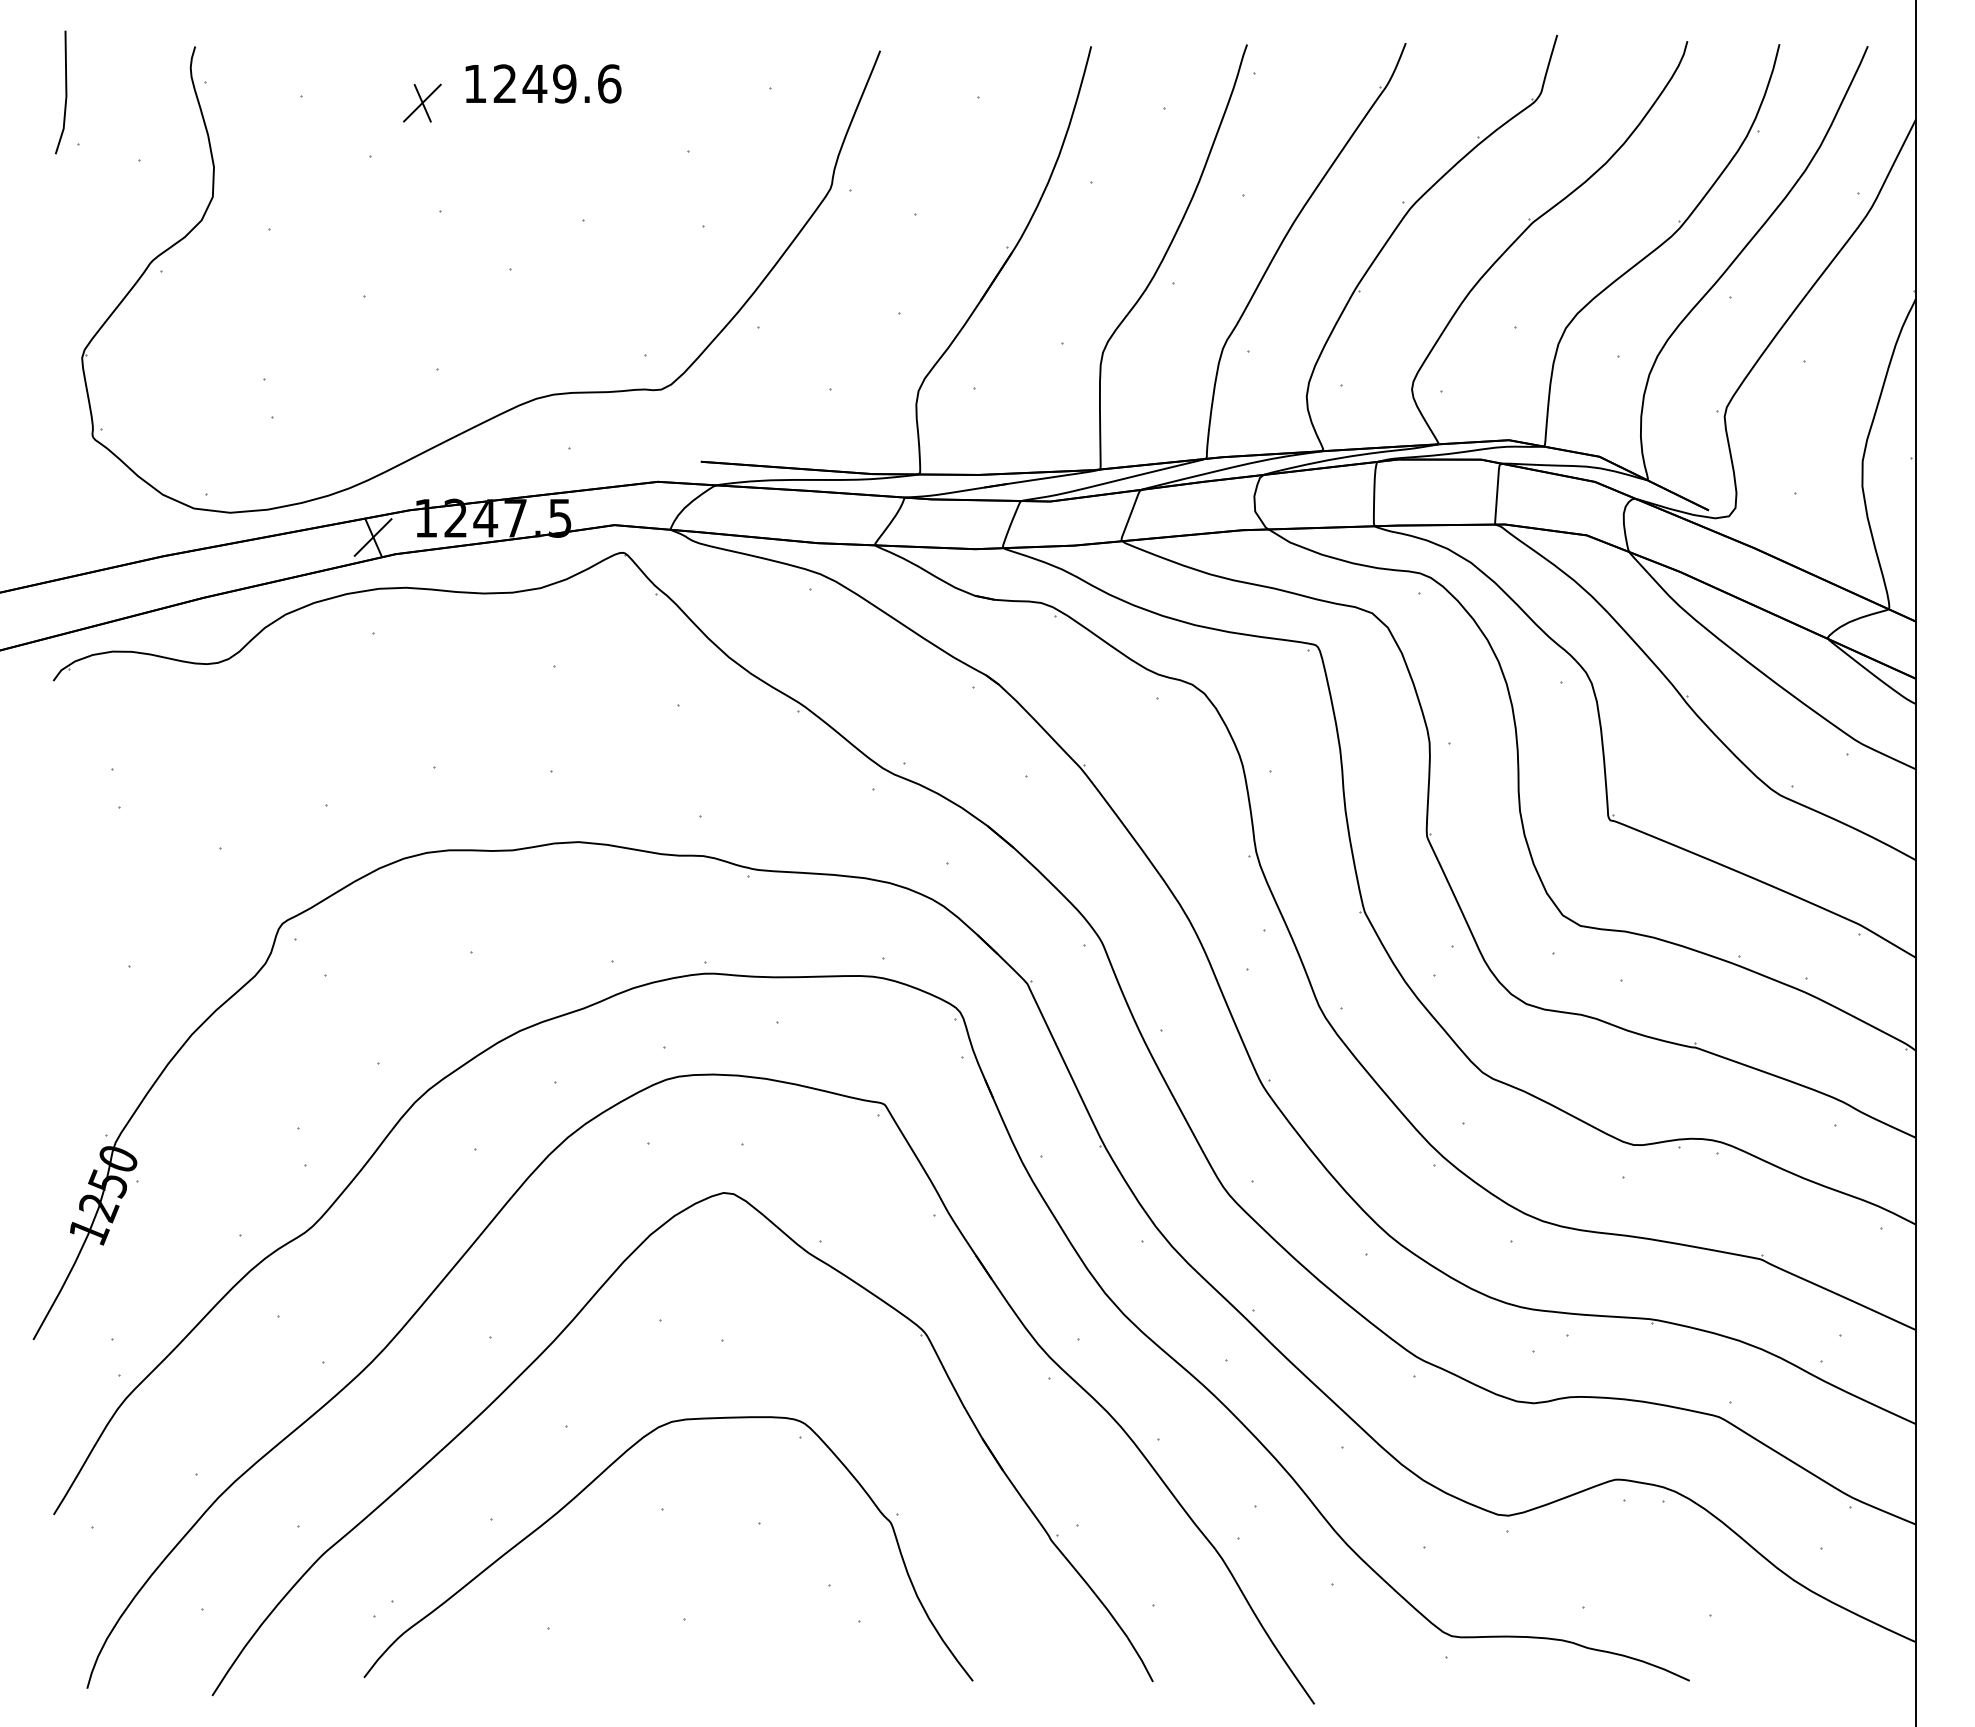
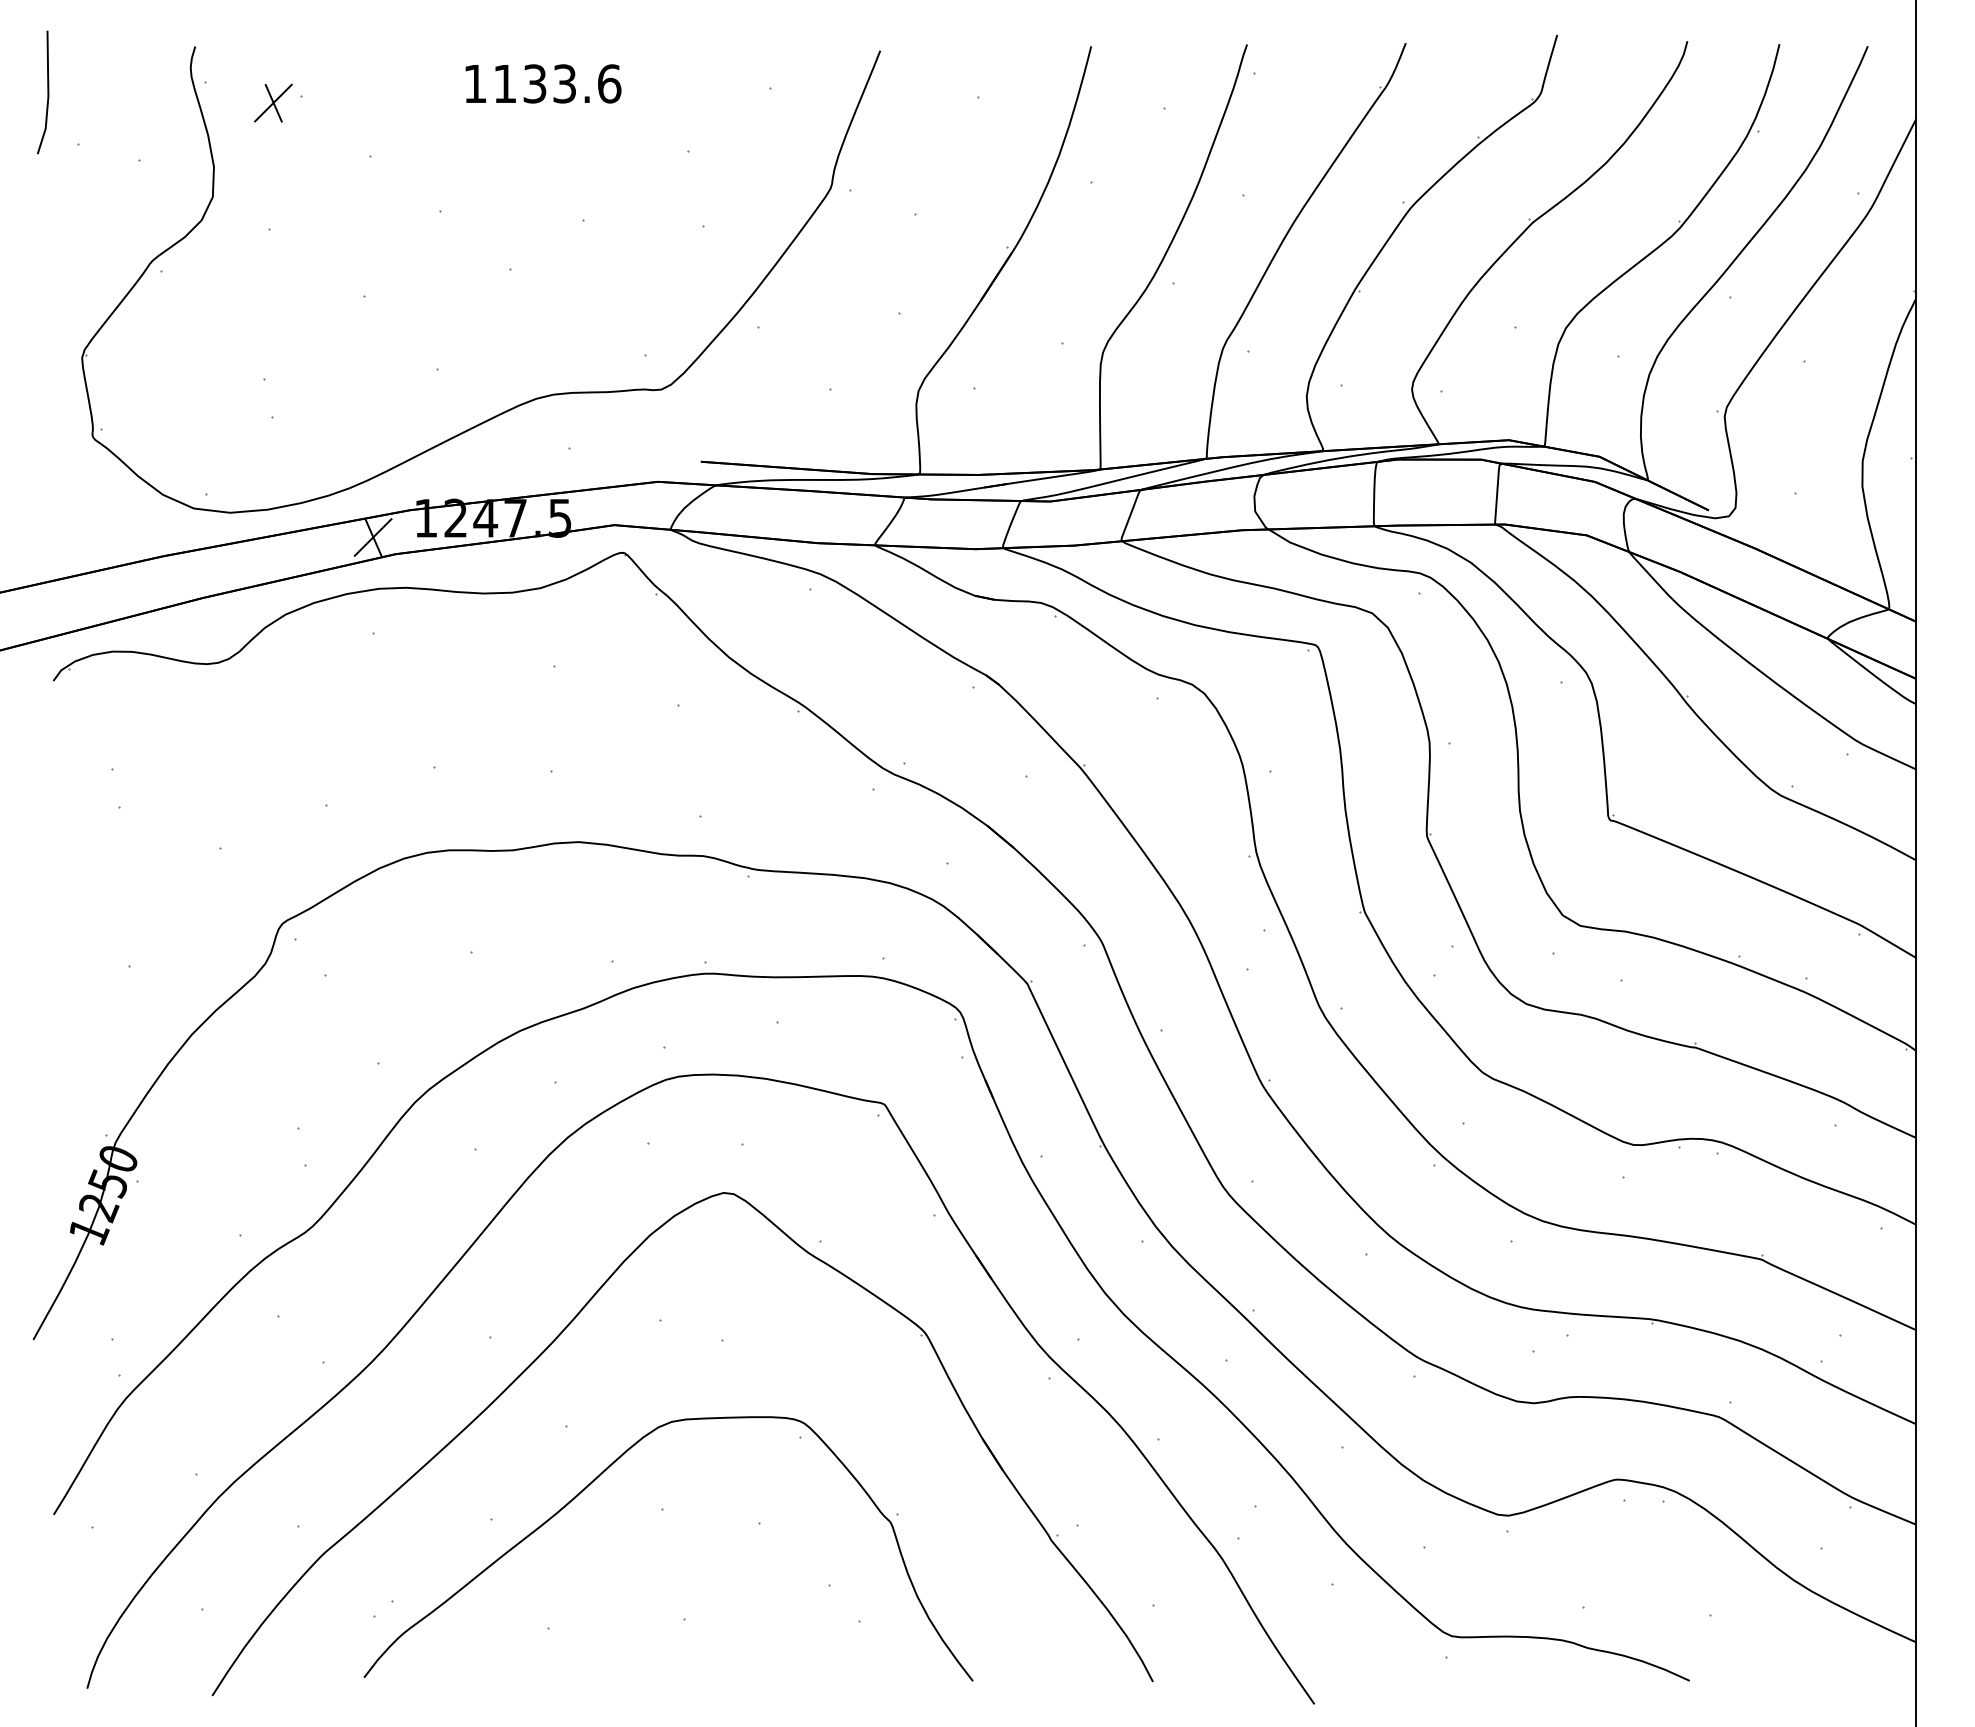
text: 1249.6 -> 1133.6 (534, 83)
line position: (65, 92) -> (47, 92) (47, 92)
part position: (422, 102) -> (273, 102) (273, 102)
